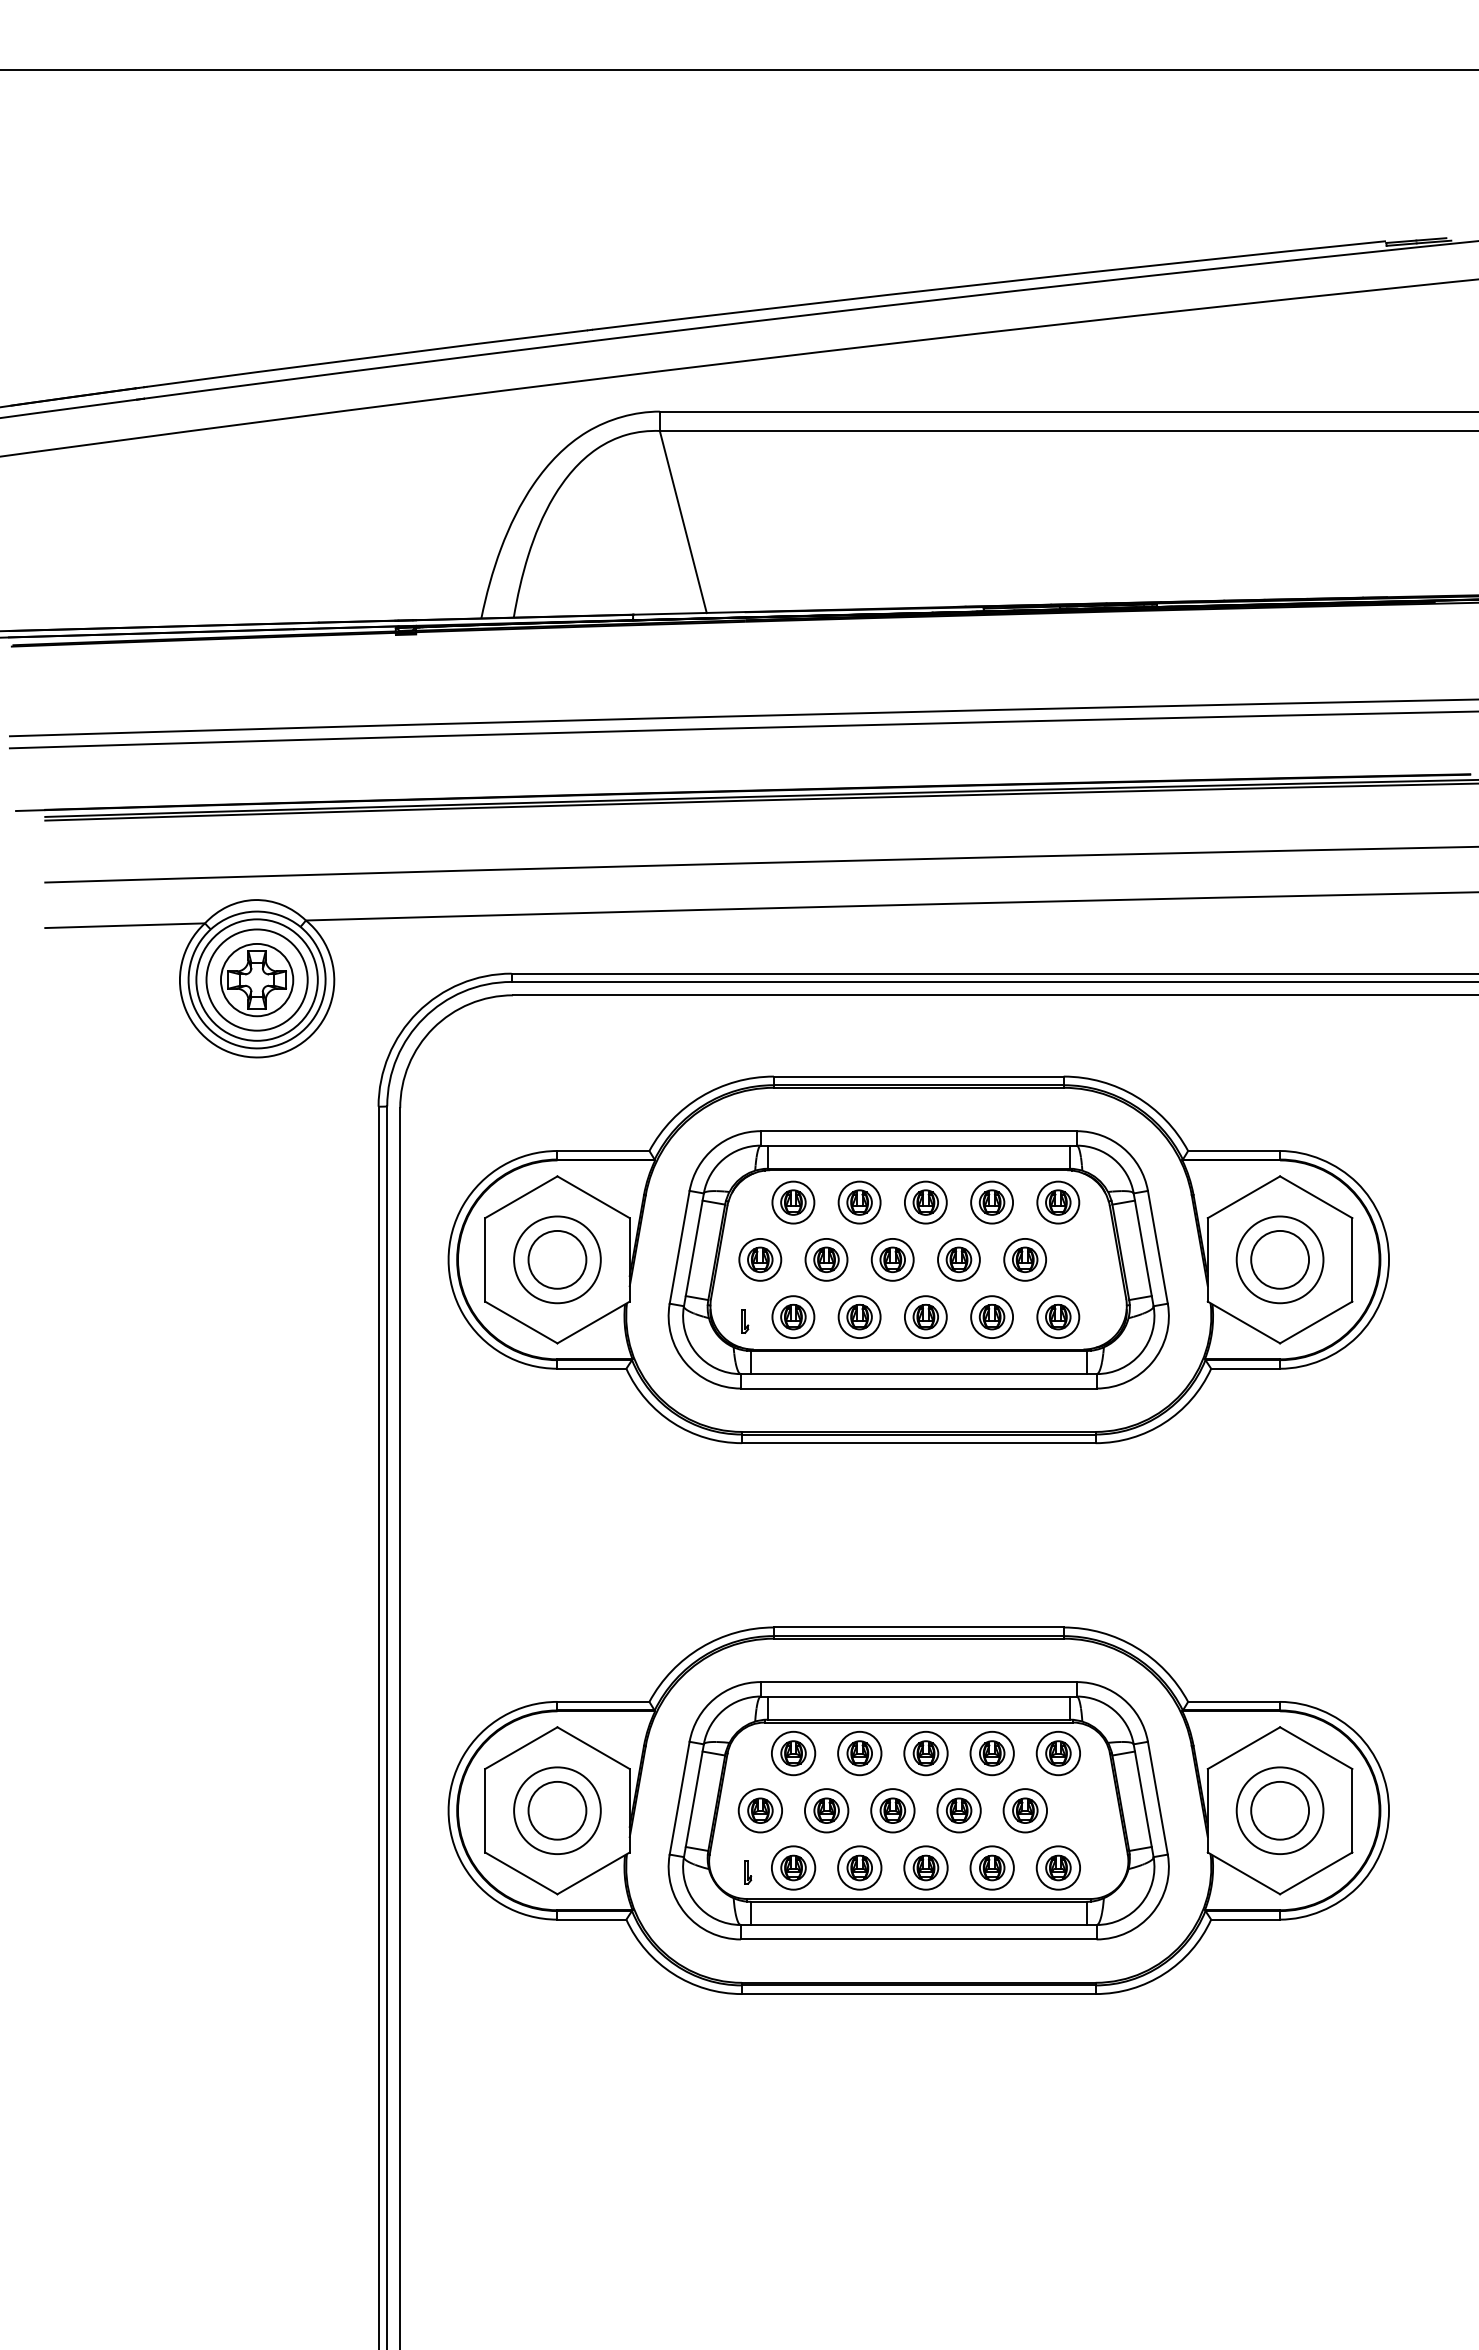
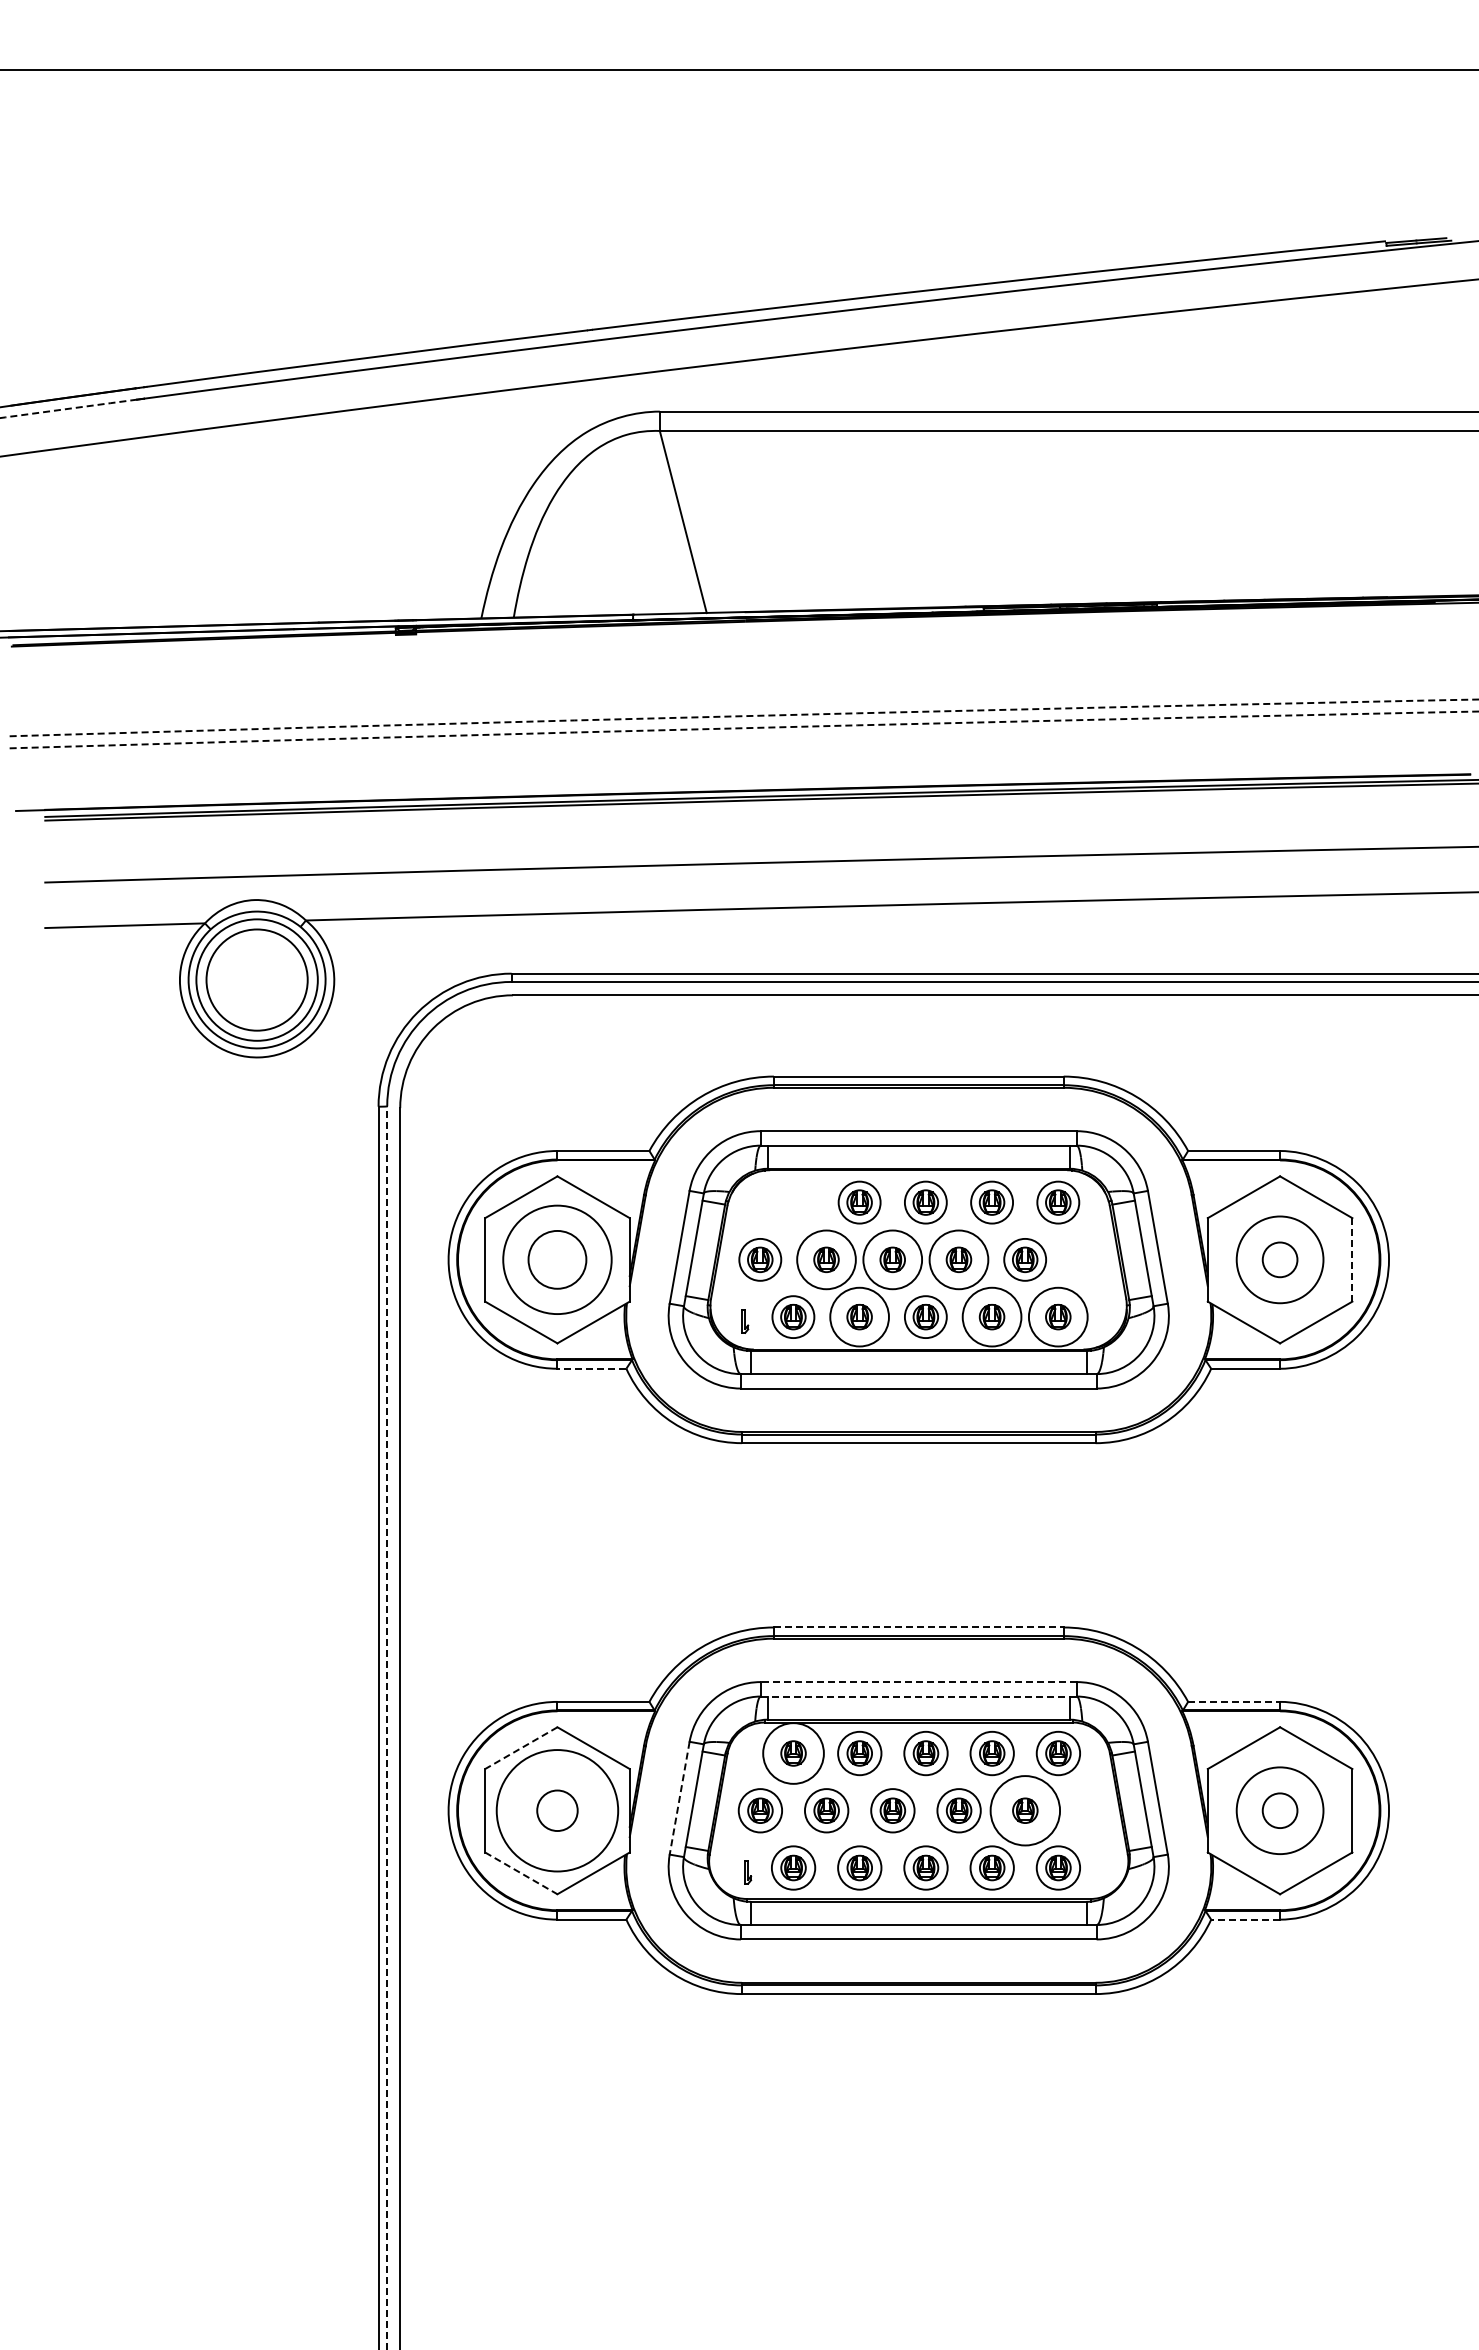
arc: solid -> dashed (68, 408)
arc: solid -> dashed (744, 716)
arc: solid -> dashed (744, 728)
part: present -> none (257, 980)
part: present -> none (793, 1202)
circle diameter: 87 px -> 108 px (557, 1259)
circle diameter: 42 px -> 59 px (826, 1259)
circle diameter: 42 px -> 59 px (892, 1259)
circle diameter: 42 px -> 59 px (958, 1259)
circle diameter: 58 px -> 35 px (1279, 1259)
line: solid -> dashed (1352, 1259)
circle diameter: 42 px -> 59 px (859, 1316)
circle diameter: 42 px -> 59 px (991, 1316)
circle diameter: 42 px -> 59 px (1057, 1316)
line: solid -> dashed (591, 1368)
line: solid -> dashed (918, 1627)
line: solid -> dashed (918, 1682)
line: solid -> dashed (918, 1696)
line: solid -> dashed (1234, 1701)
line: solid -> dashed (387, 1727)
line: solid -> dashed (521, 1748)
circle diameter: 43 px -> 61 px (793, 1753)
line: solid -> dashed (679, 1798)
circle diameter: 58 px -> 40 px (557, 1810)
circle diameter: 87 px -> 121 px (557, 1810)
circle diameter: 43 px -> 69 px (1025, 1810)
circle diameter: 58 px -> 35 px (1279, 1810)
line: solid -> dashed (521, 1873)
line: solid -> dashed (1245, 1919)
